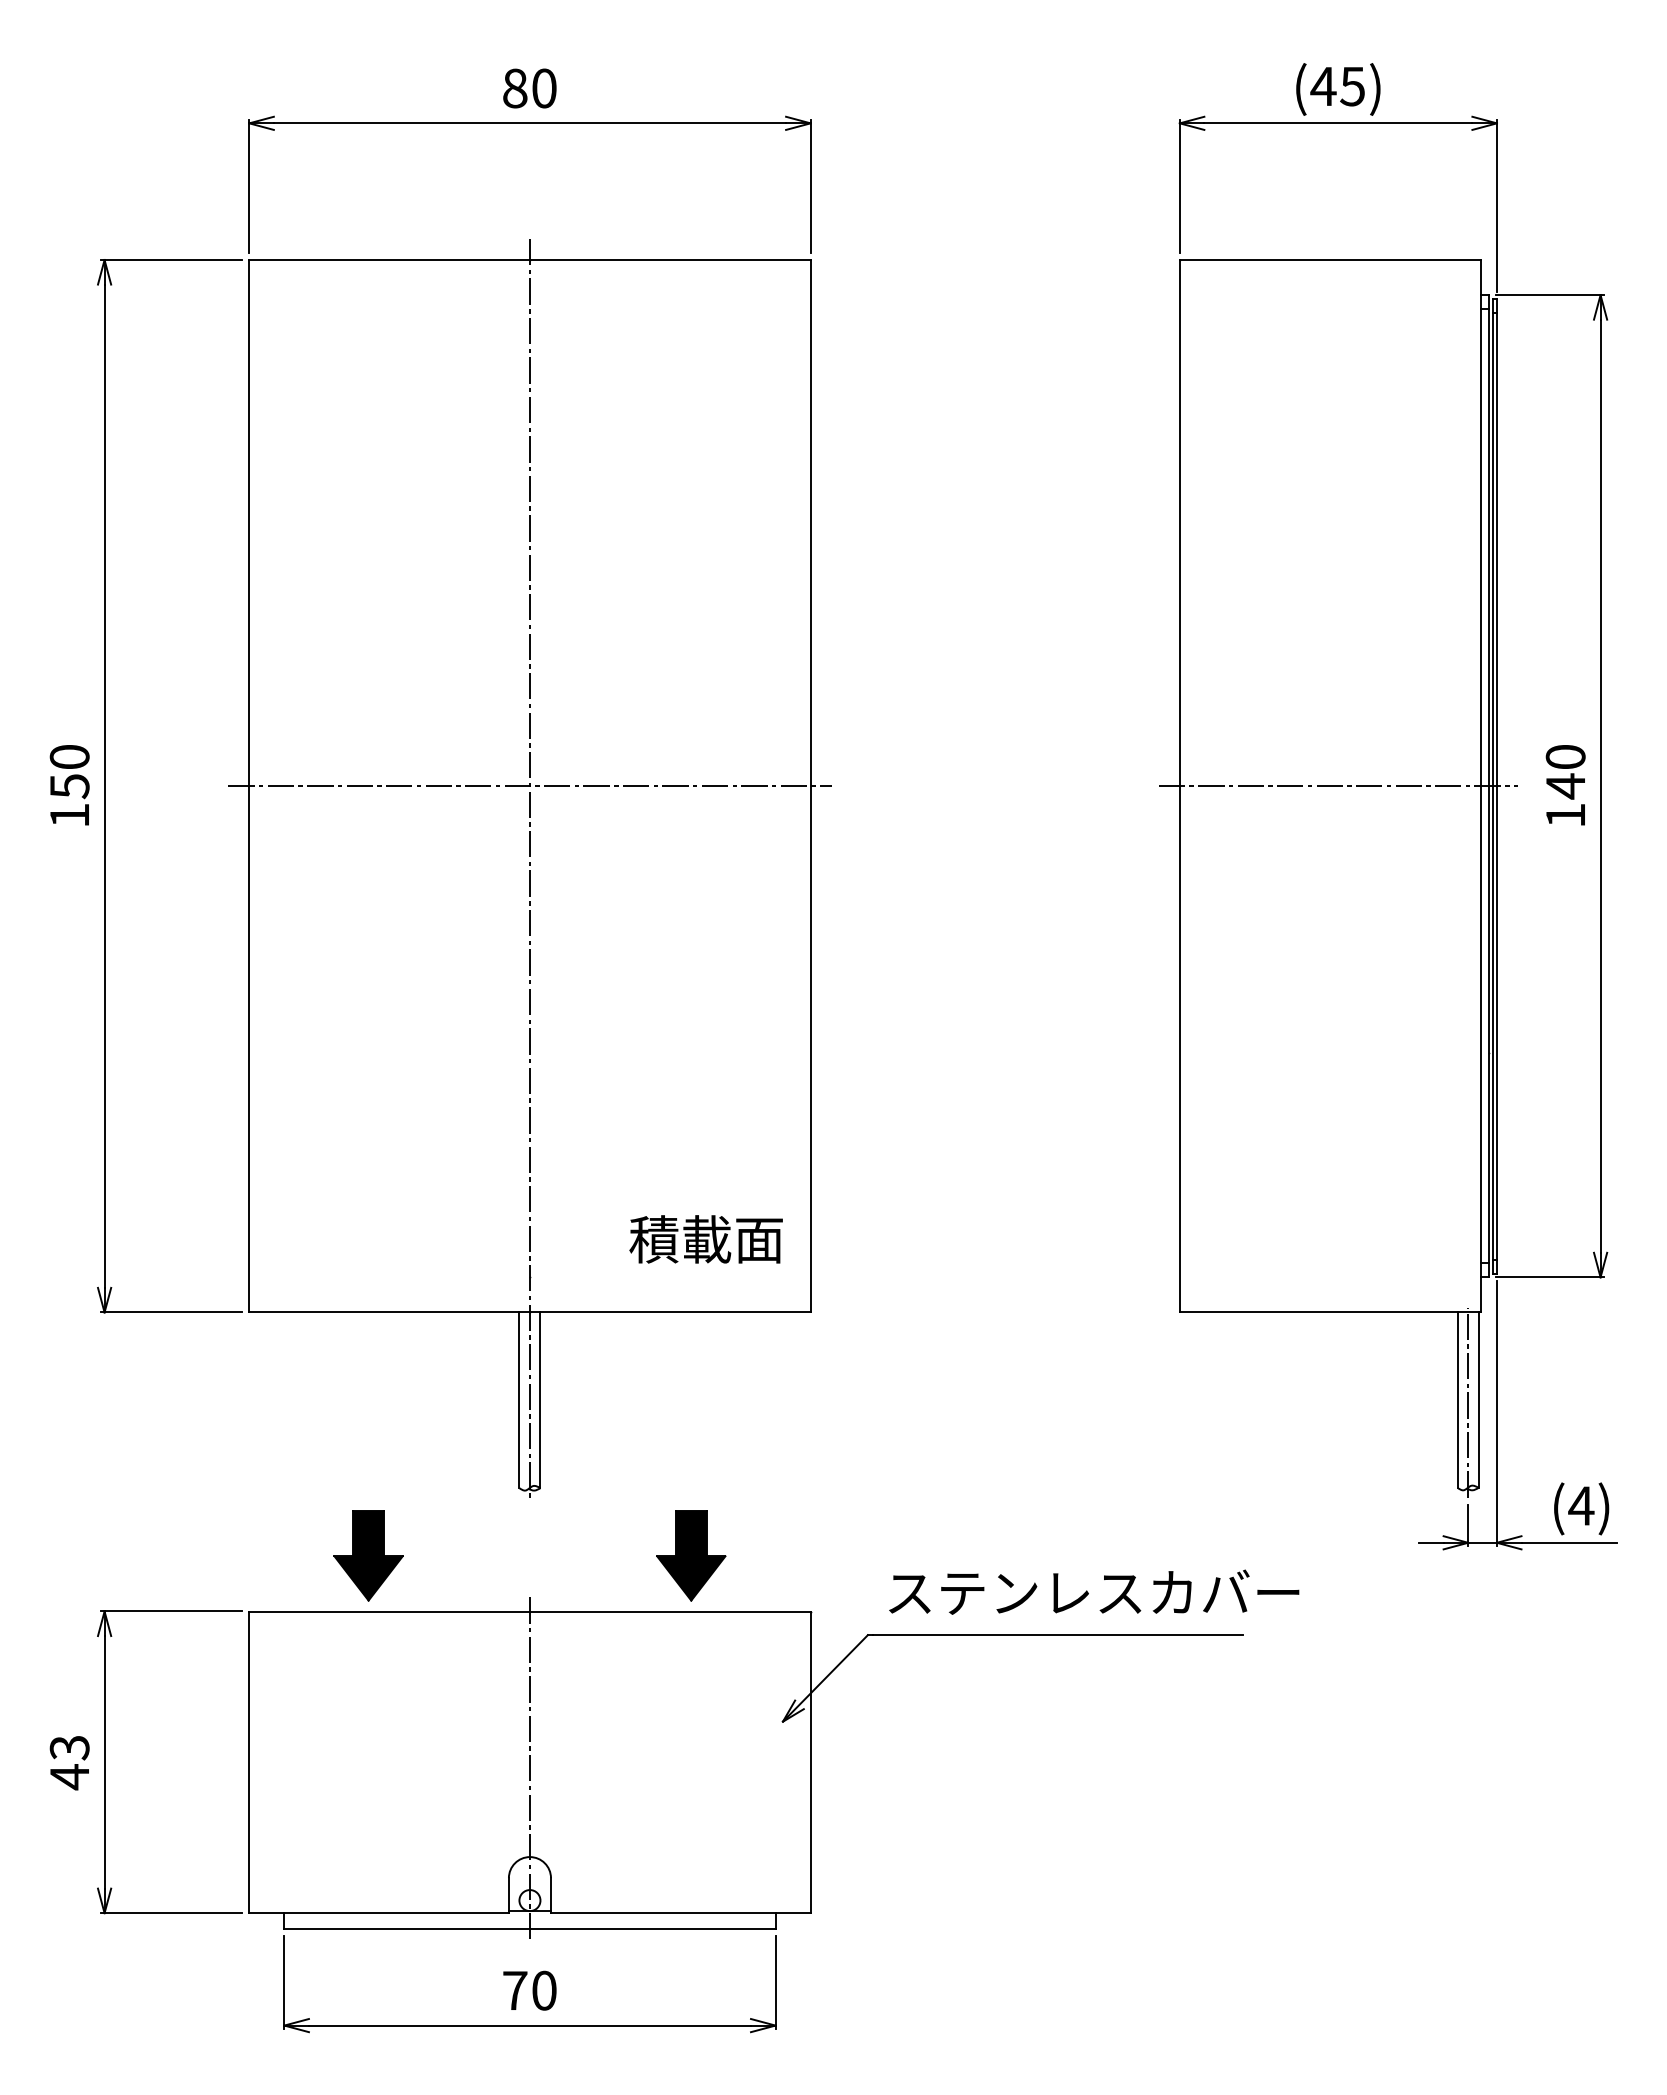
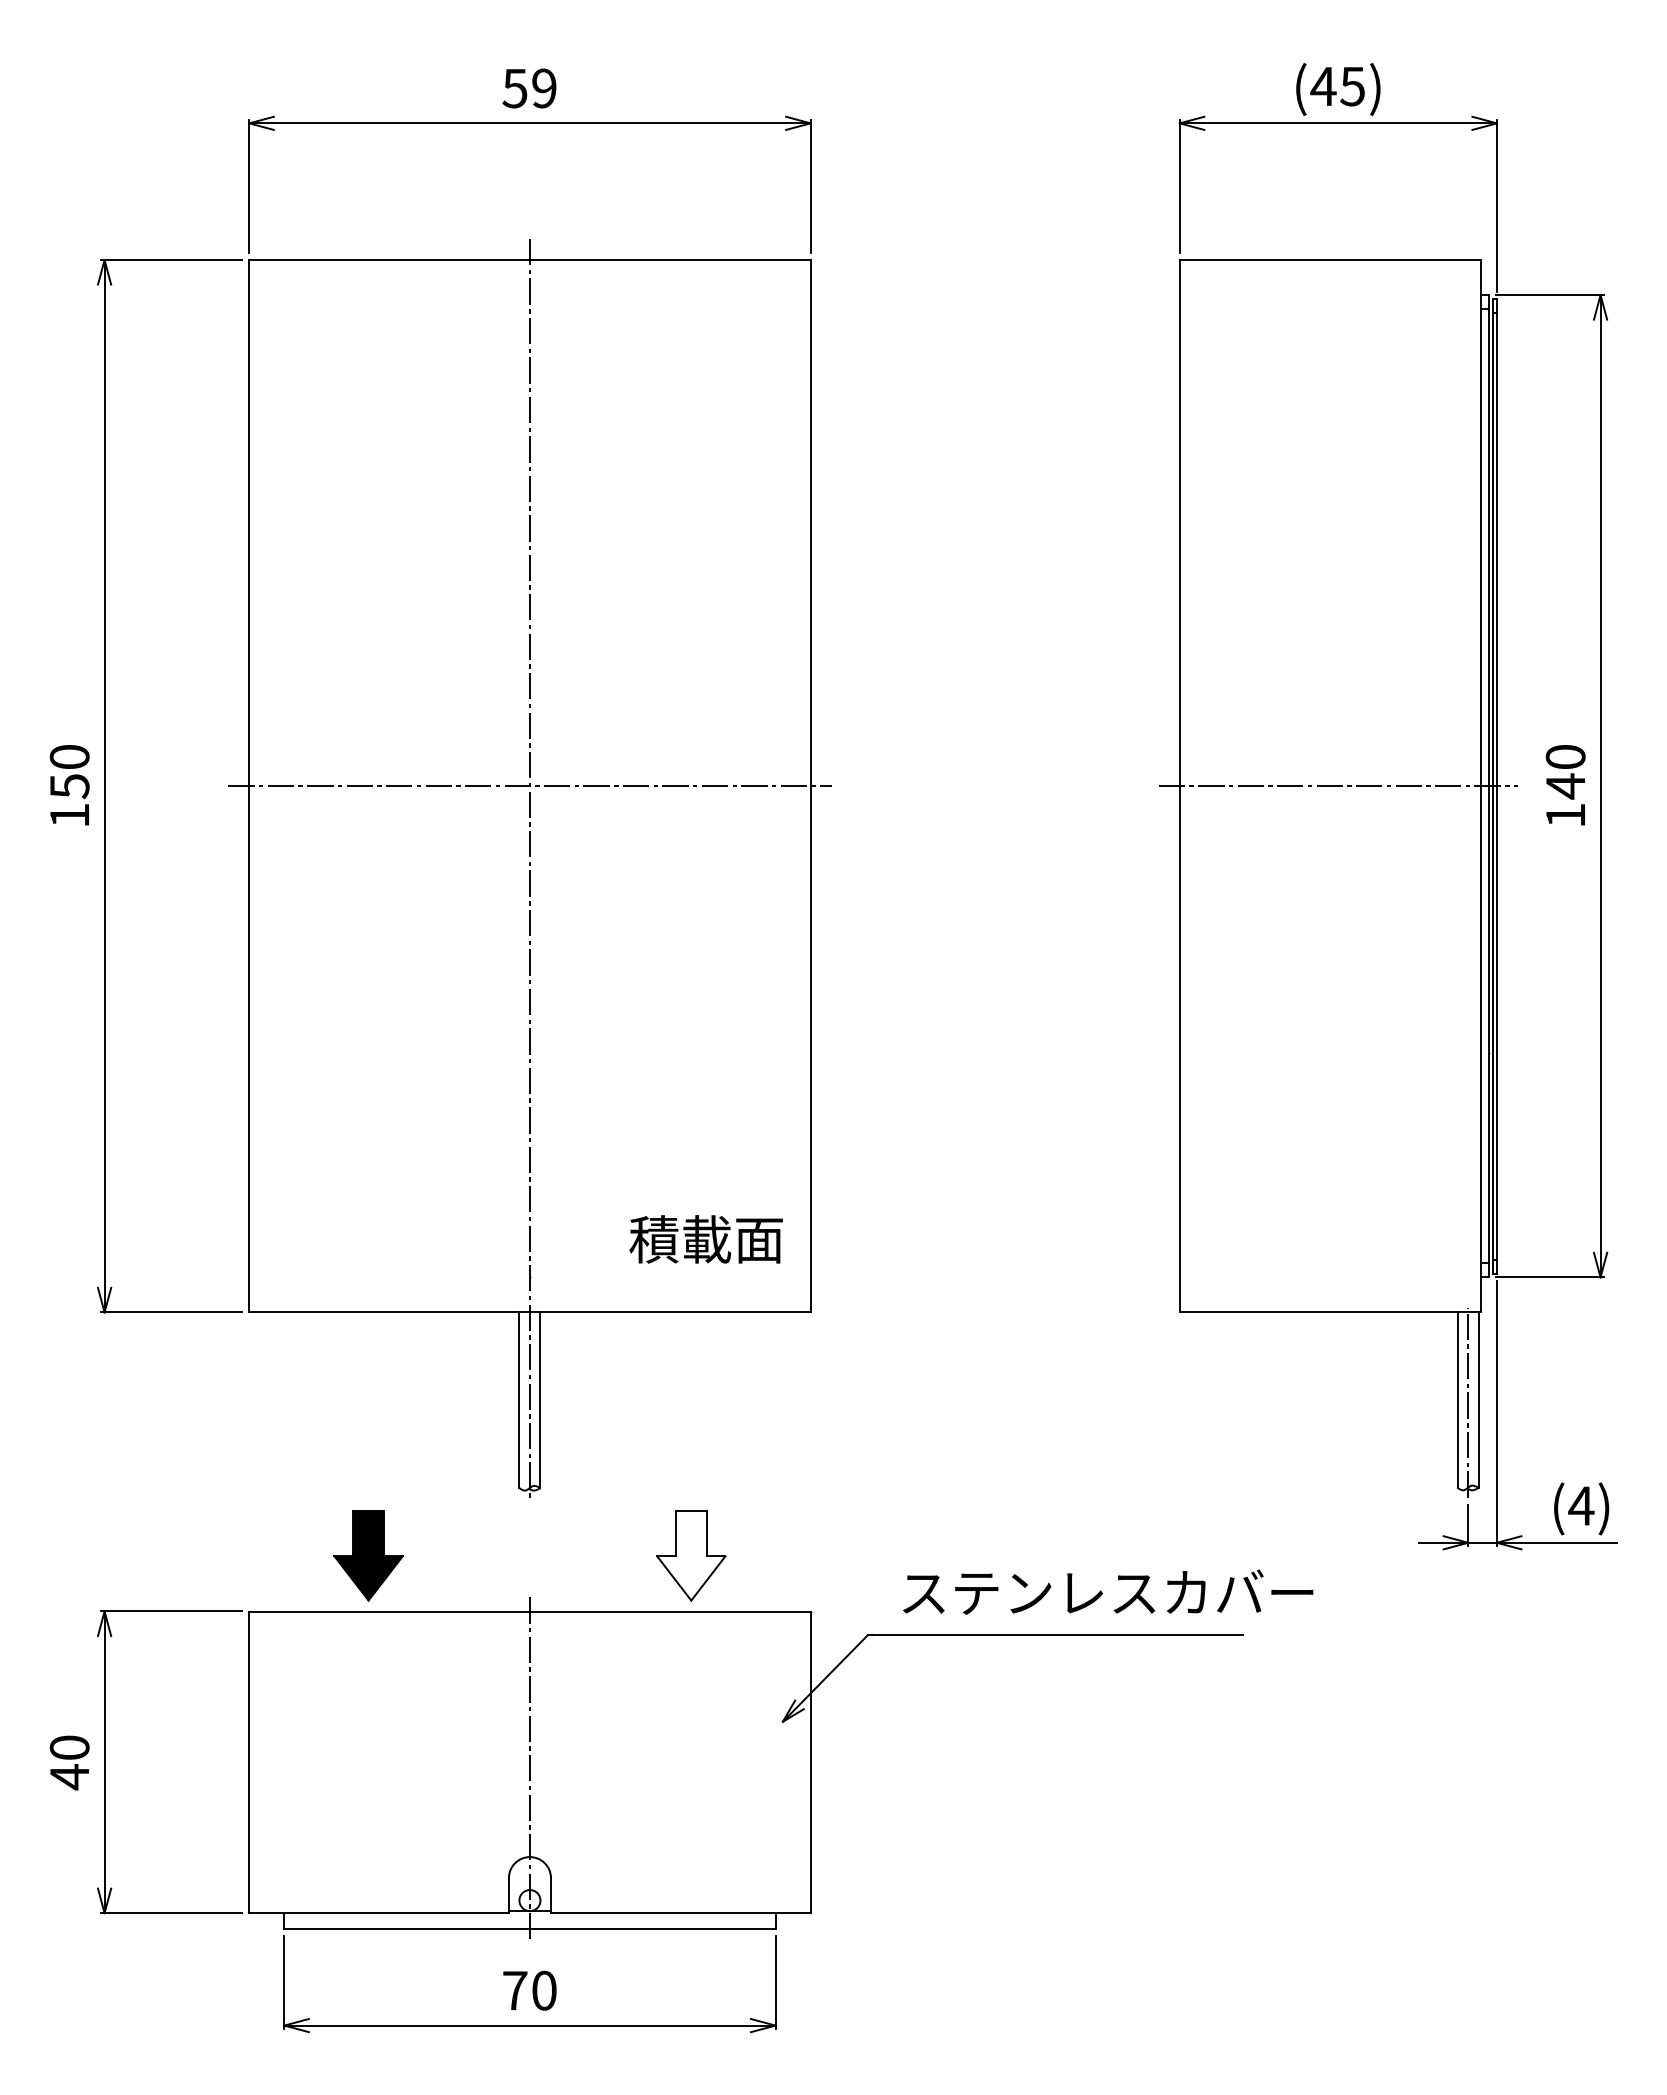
text: 80 -> 59 (529, 88)
fill: present -> none (691, 1555)
text position: (1094, 1591) -> (1108, 1591) (1108, 1591)
text: 43 -> 40 (69, 1747)
